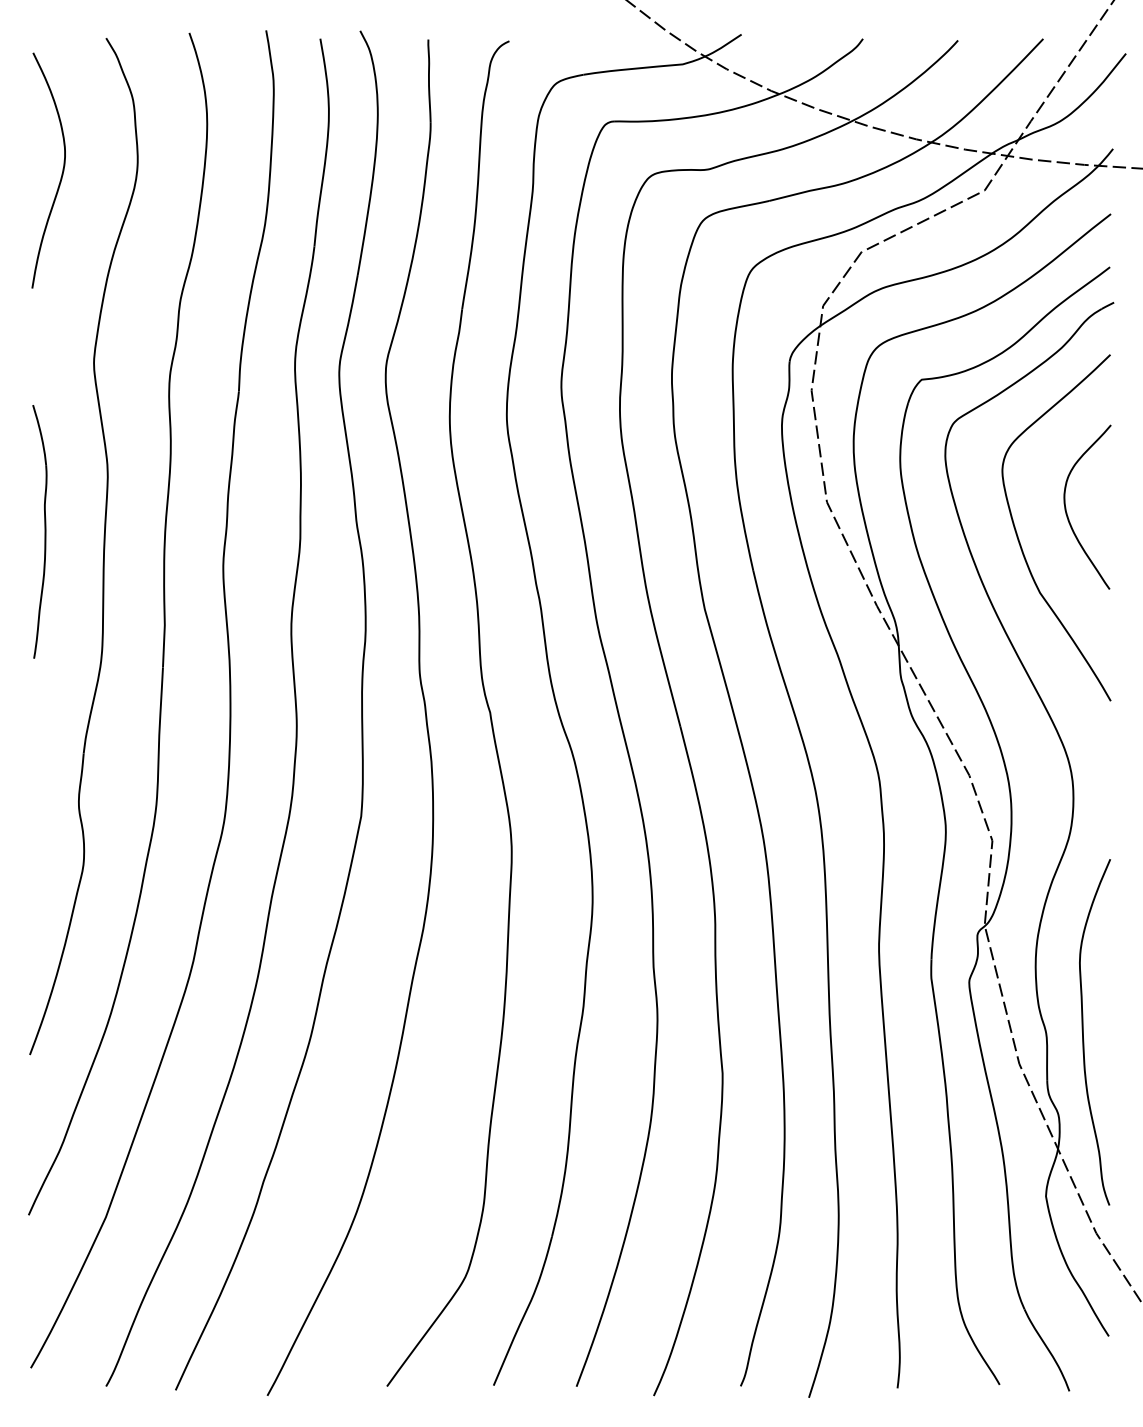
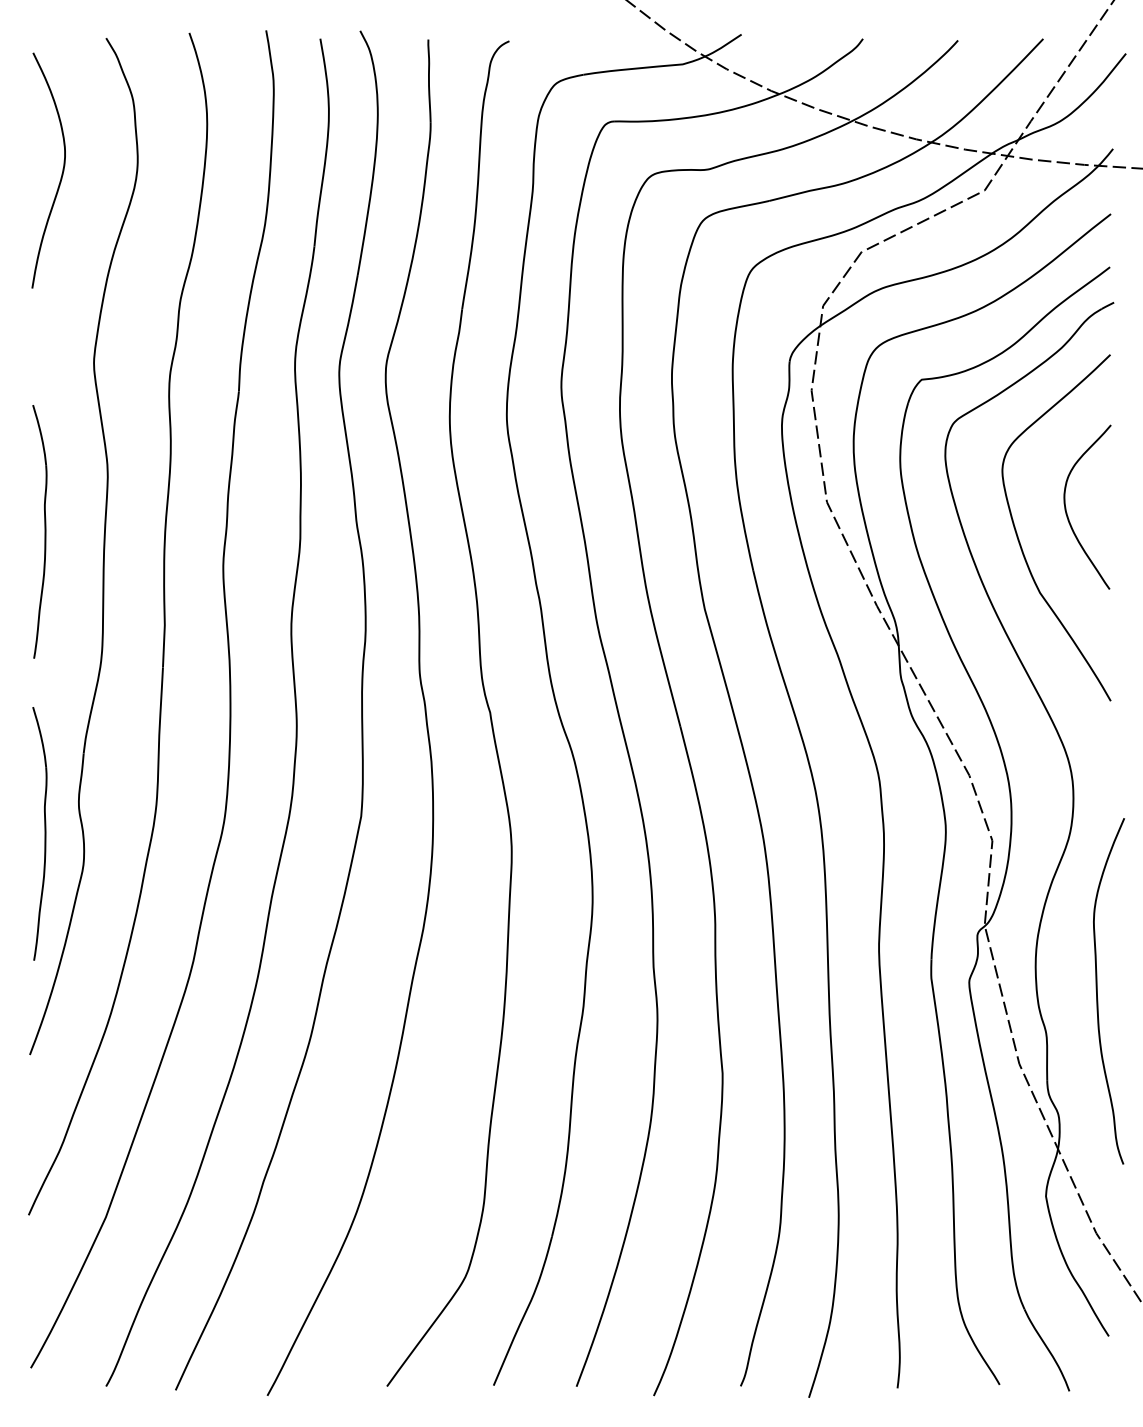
part: none -> present (39, 833)
curve position: (1083, 1032) -> (1097, 991) (1097, 991)
